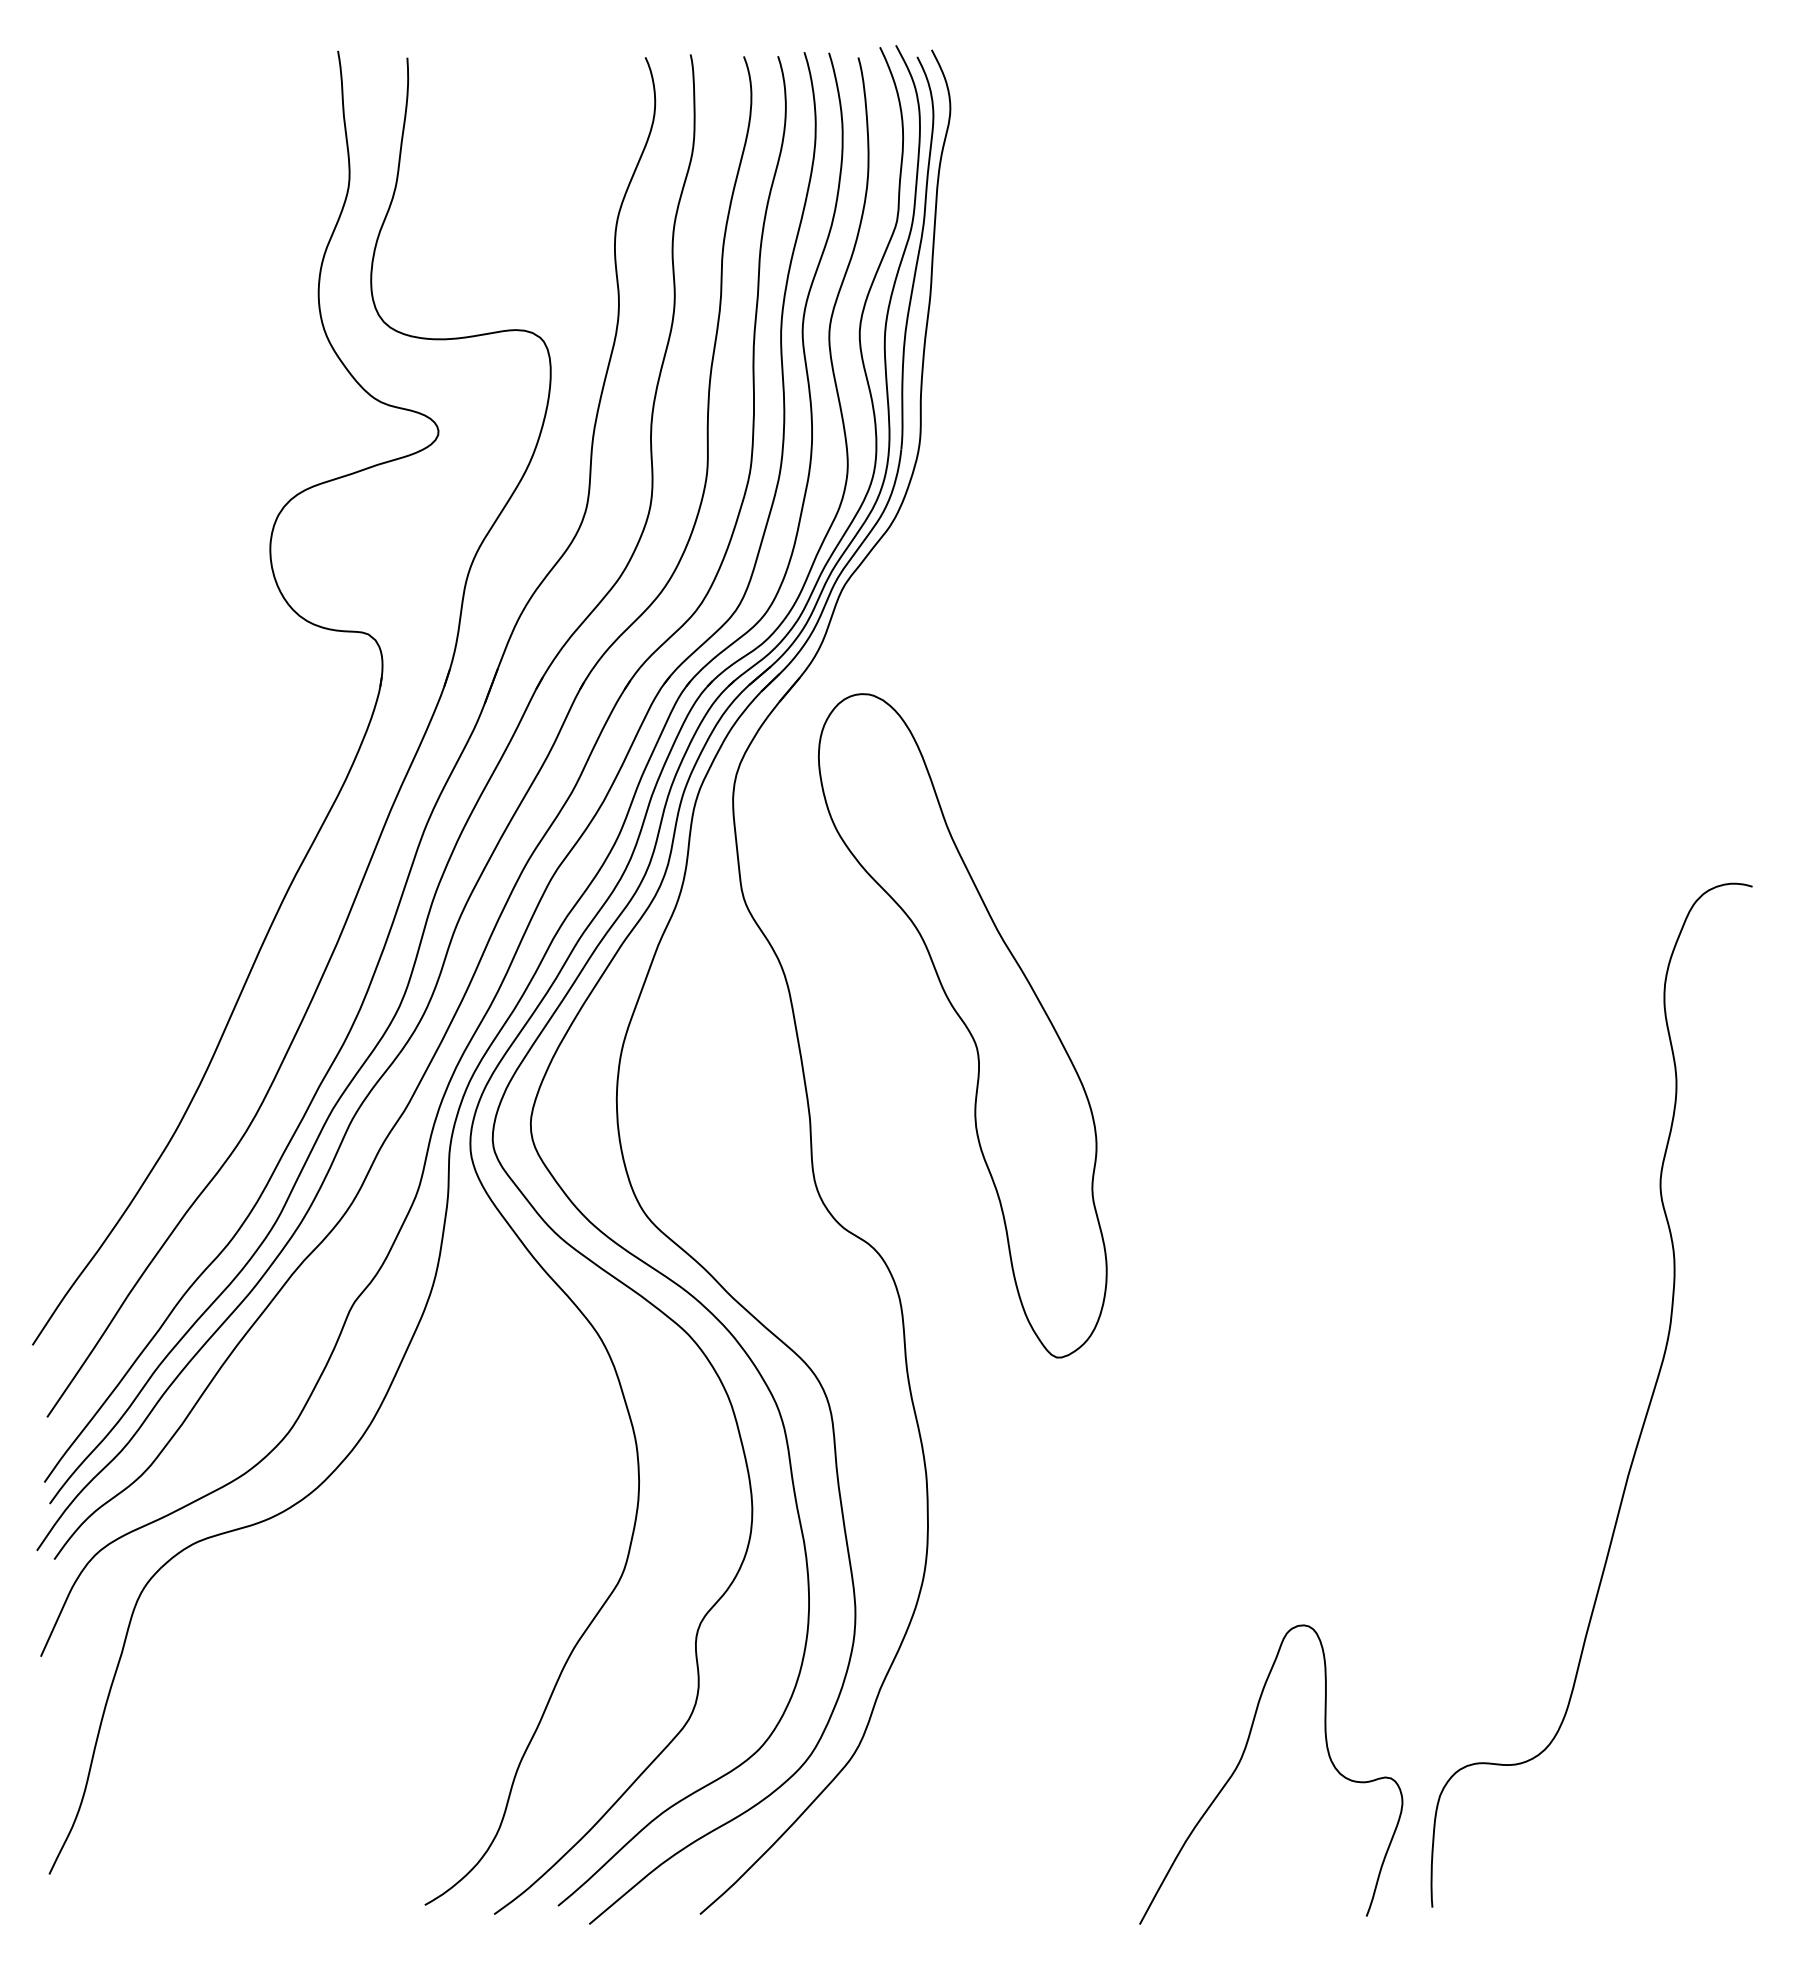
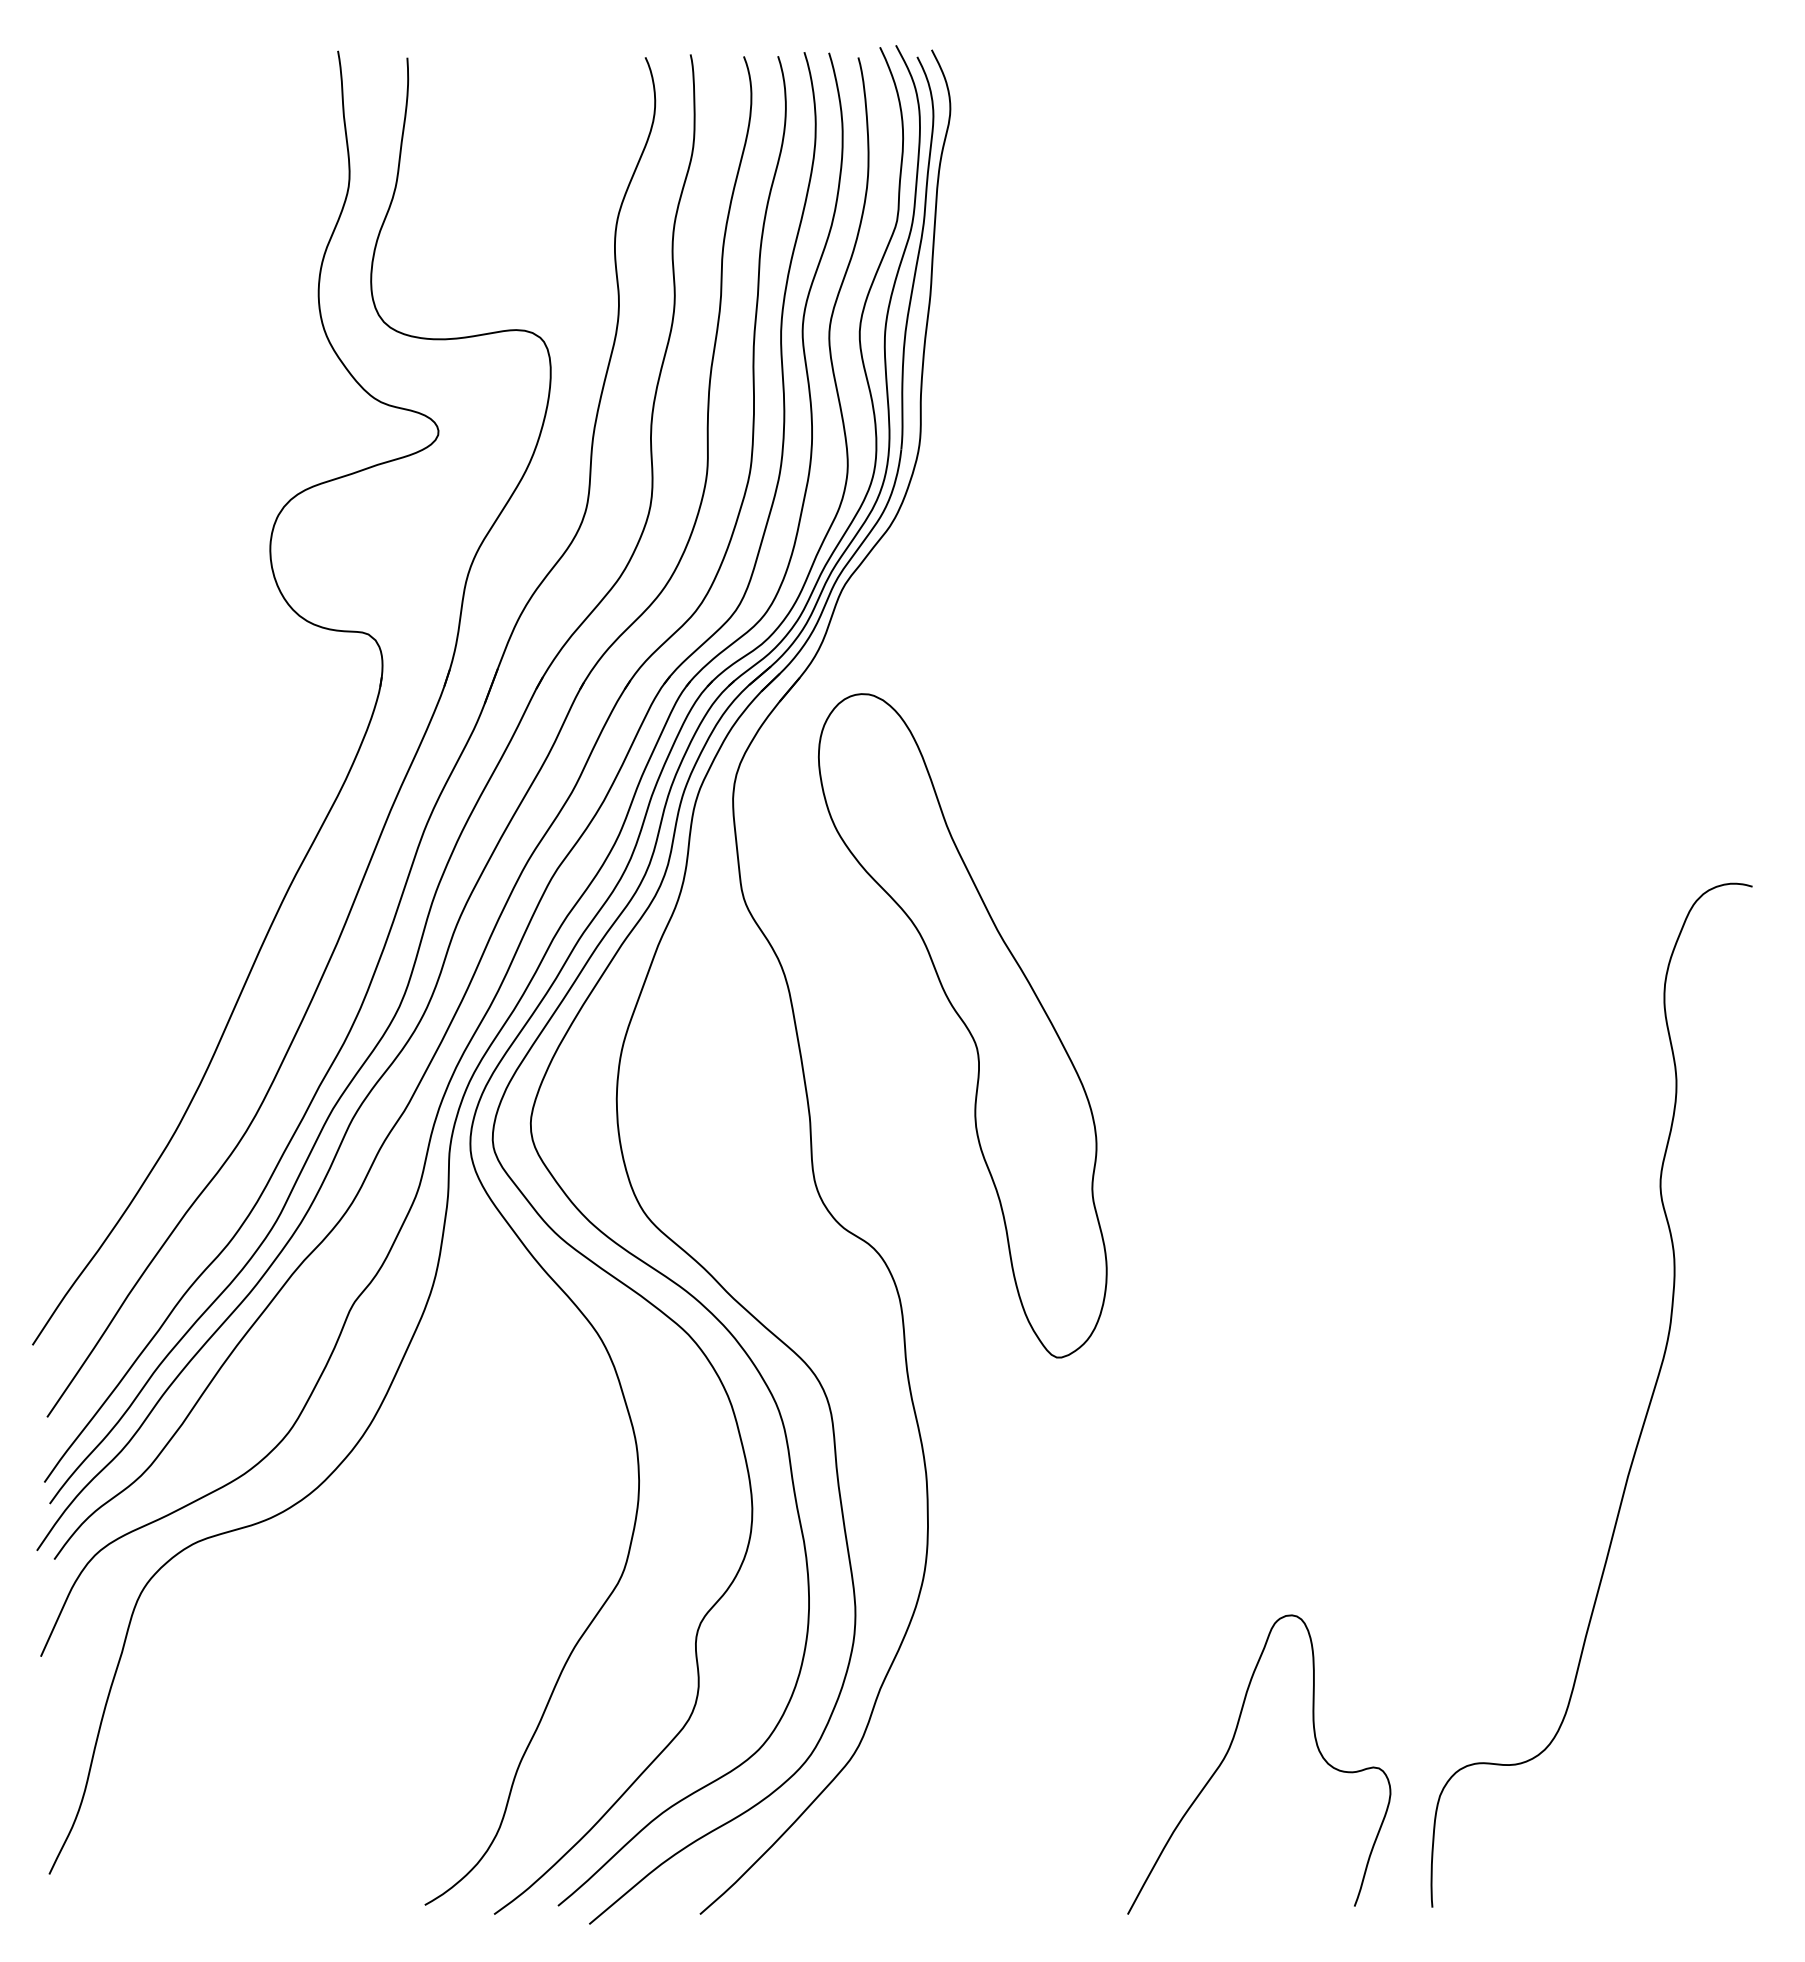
curve position: (1241, 1760) -> (1229, 1750) (1229, 1750)
